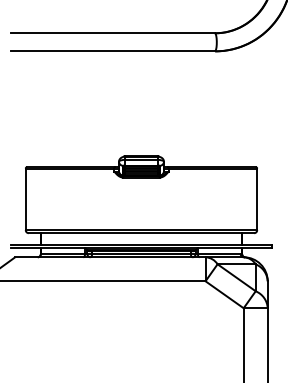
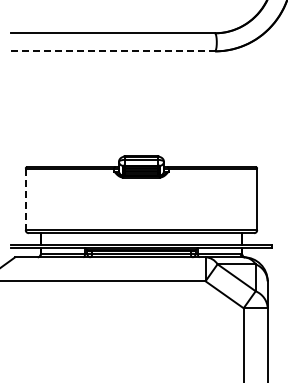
line: solid -> dashed (113, 51)
line: solid -> dashed (25, 199)
